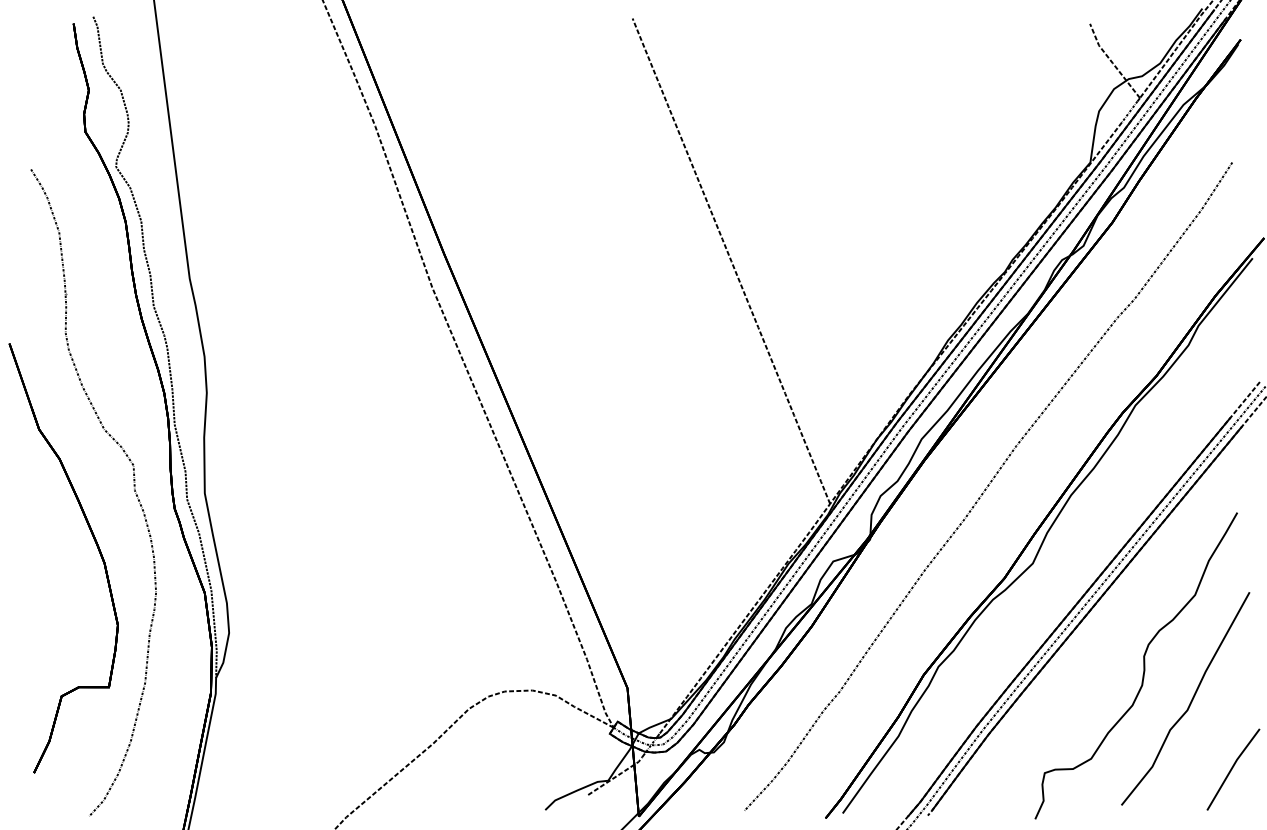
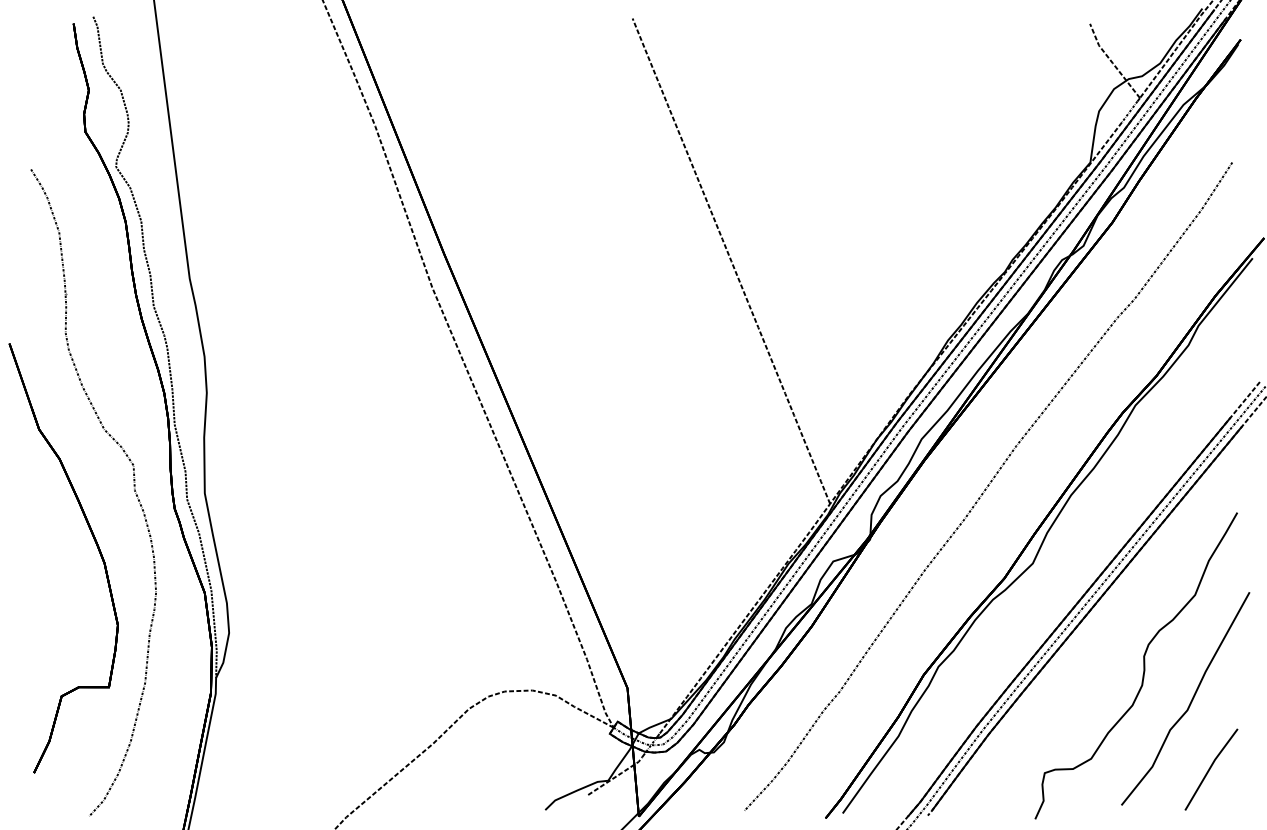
part position: (1233, 769) -> (1211, 769) (1211, 769)
